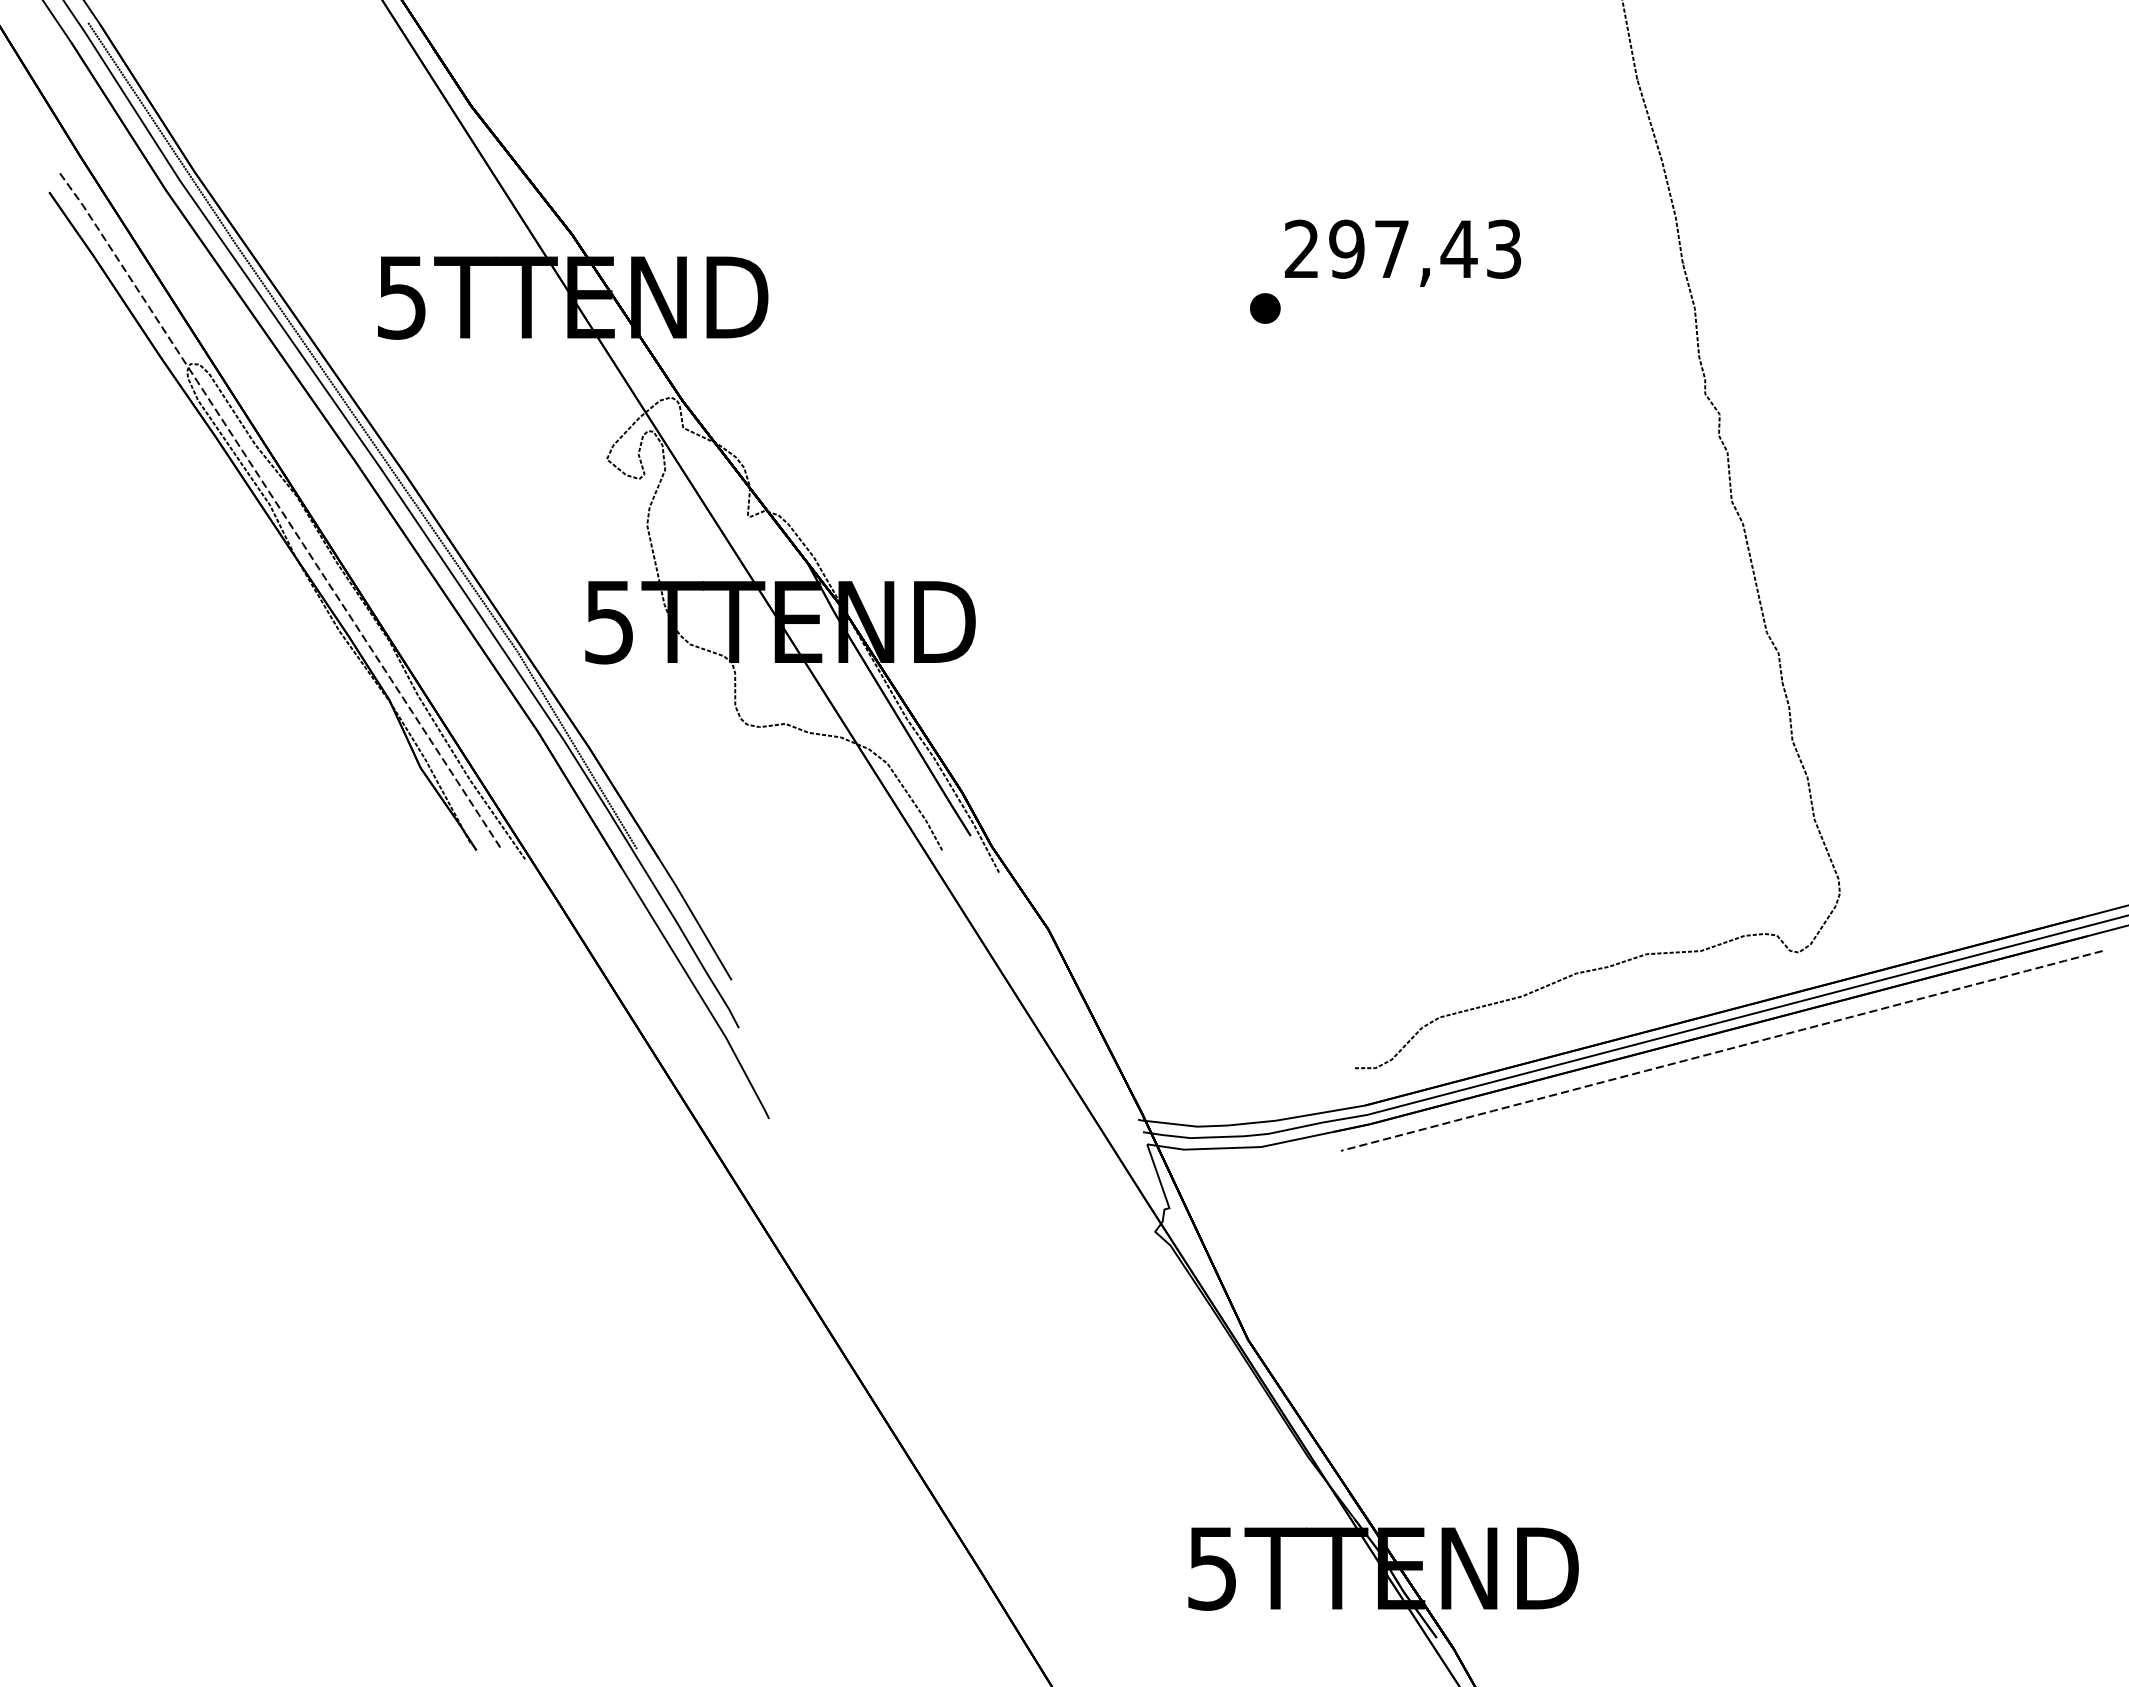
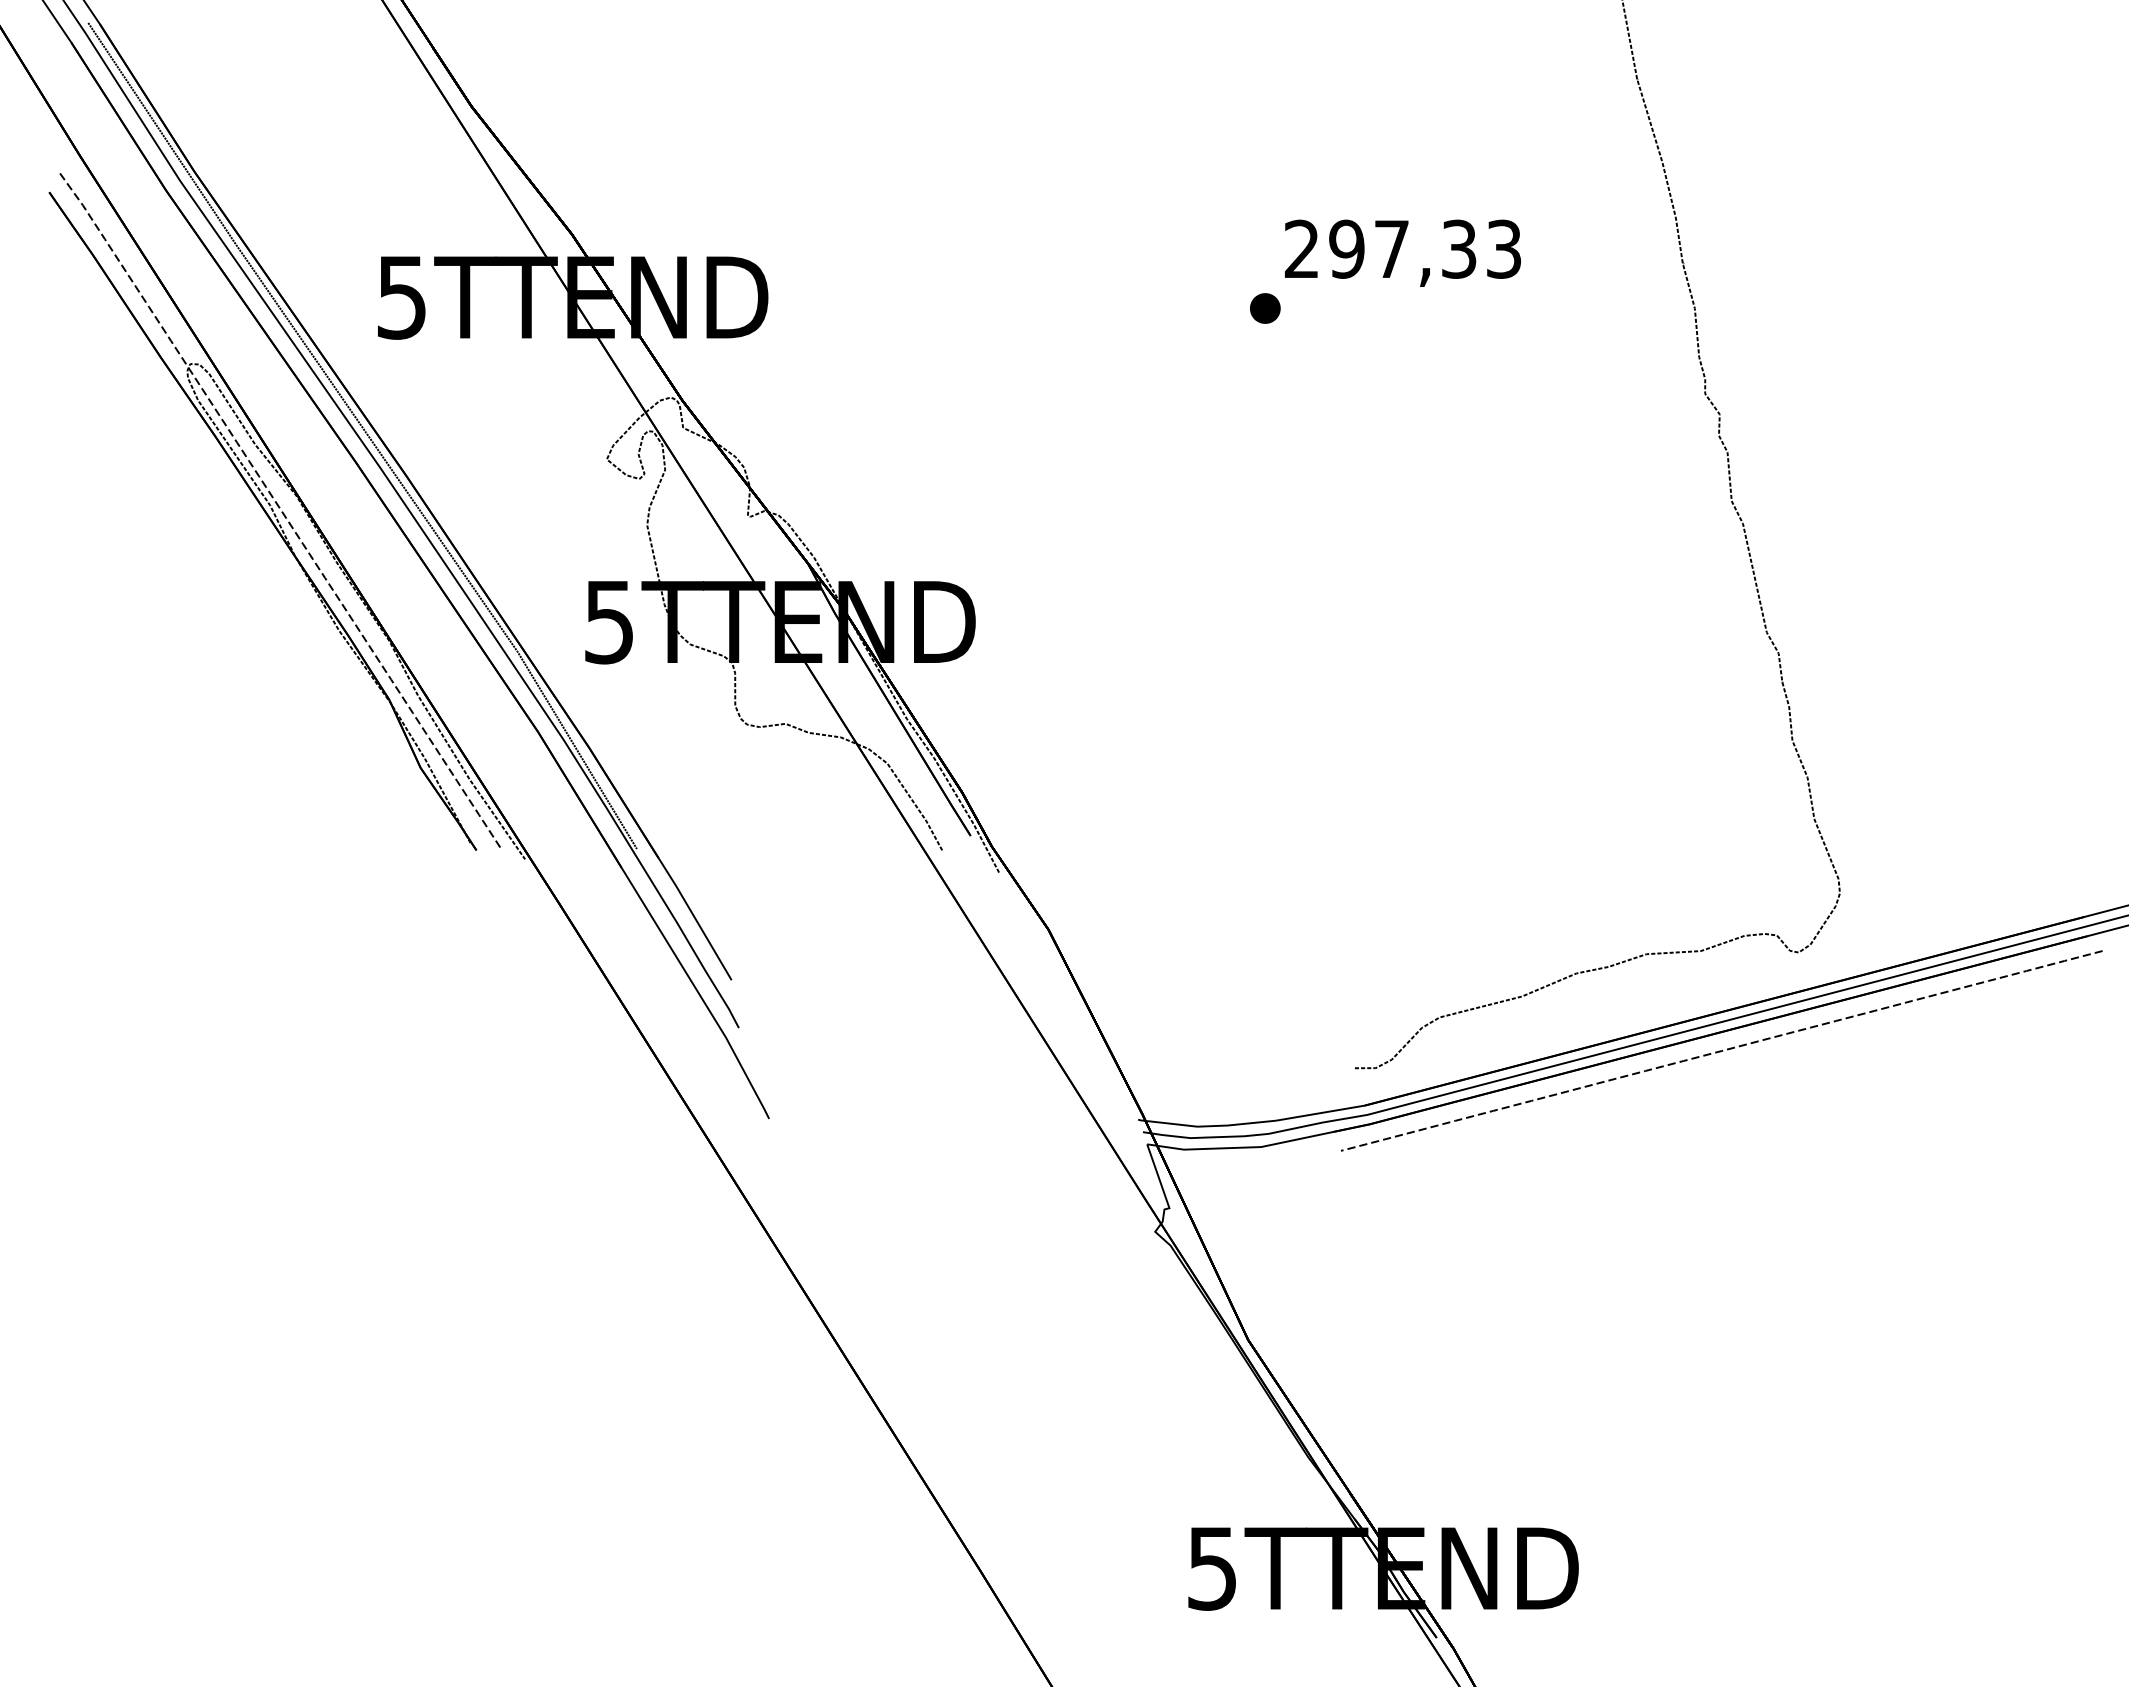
text: 297,43 -> 297,33 (1458, 248)
